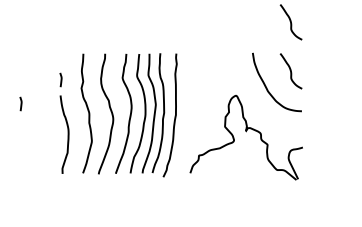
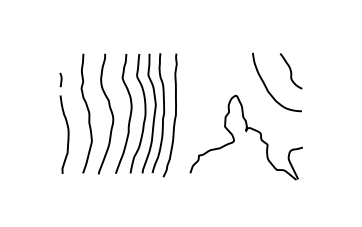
curve: present -> none (290, 22)
curve: present -> none (20, 103)
